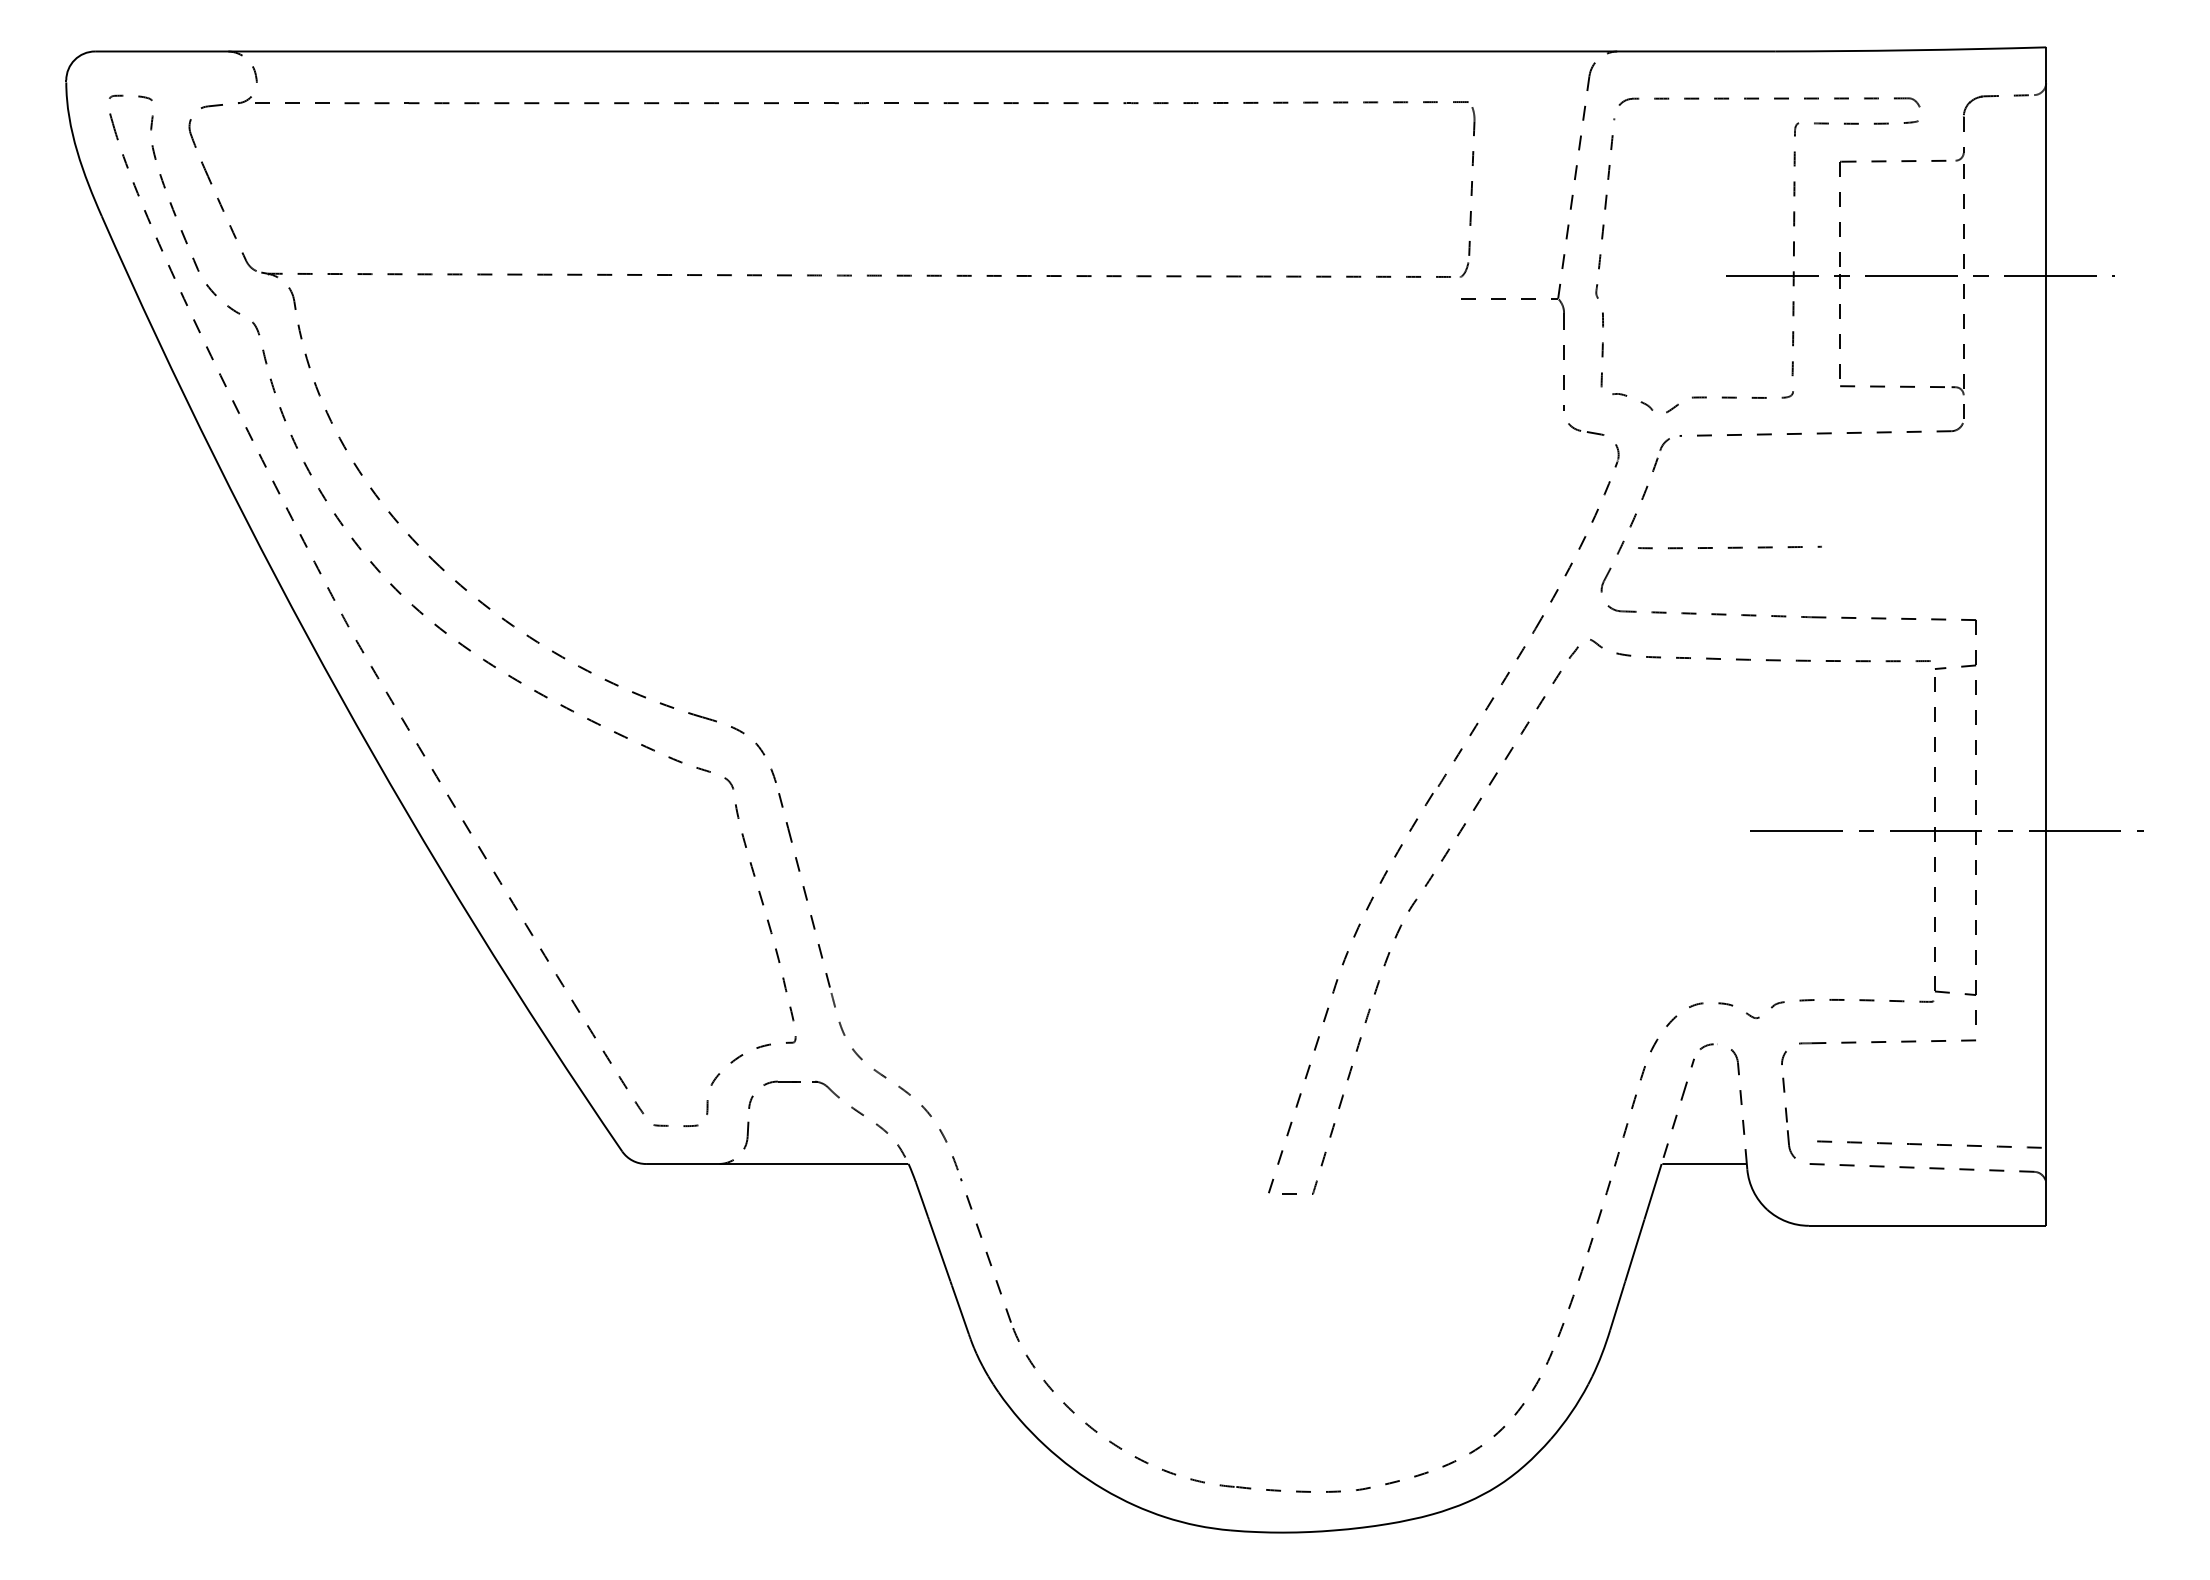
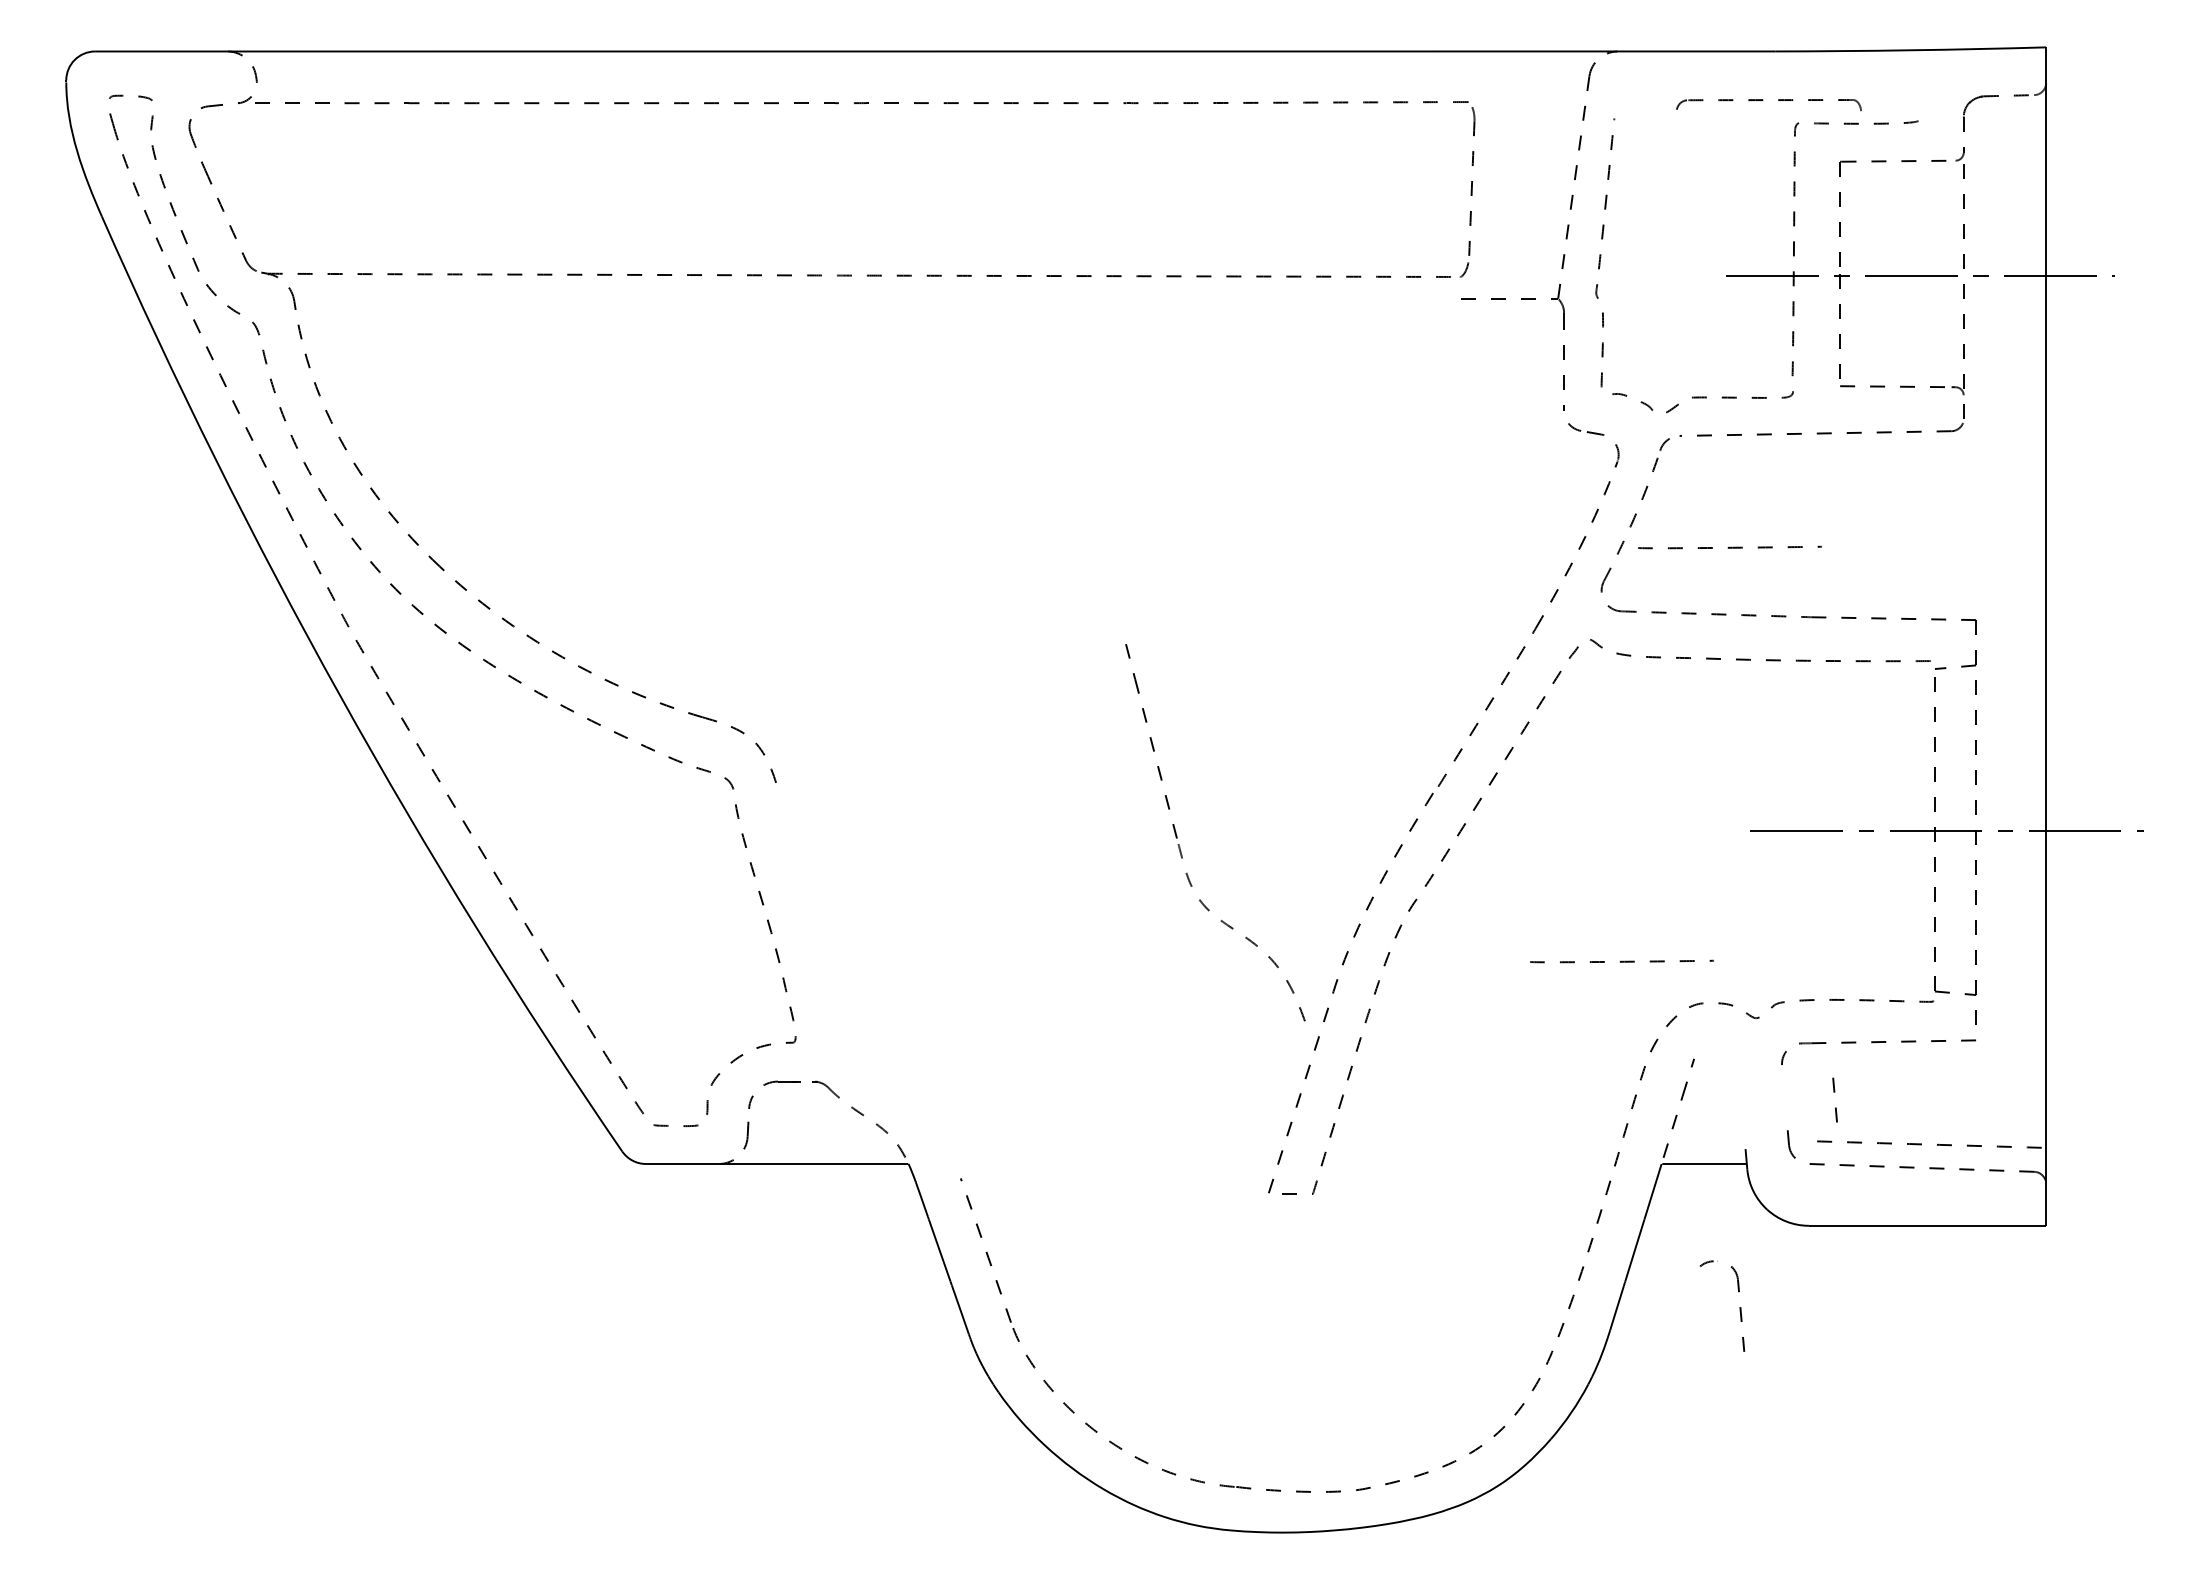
part size: 303x11 px -> 186x13 px (1768, 105)
part: none -> present (1621, 961)
part position: (832, 993) -> (1179, 844) (1179, 844)
part position: (1739, 1090) -> (1739, 1307) (1739, 1307)
part position: (1784, 1092) -> (1834, 1092) (1834, 1092)
